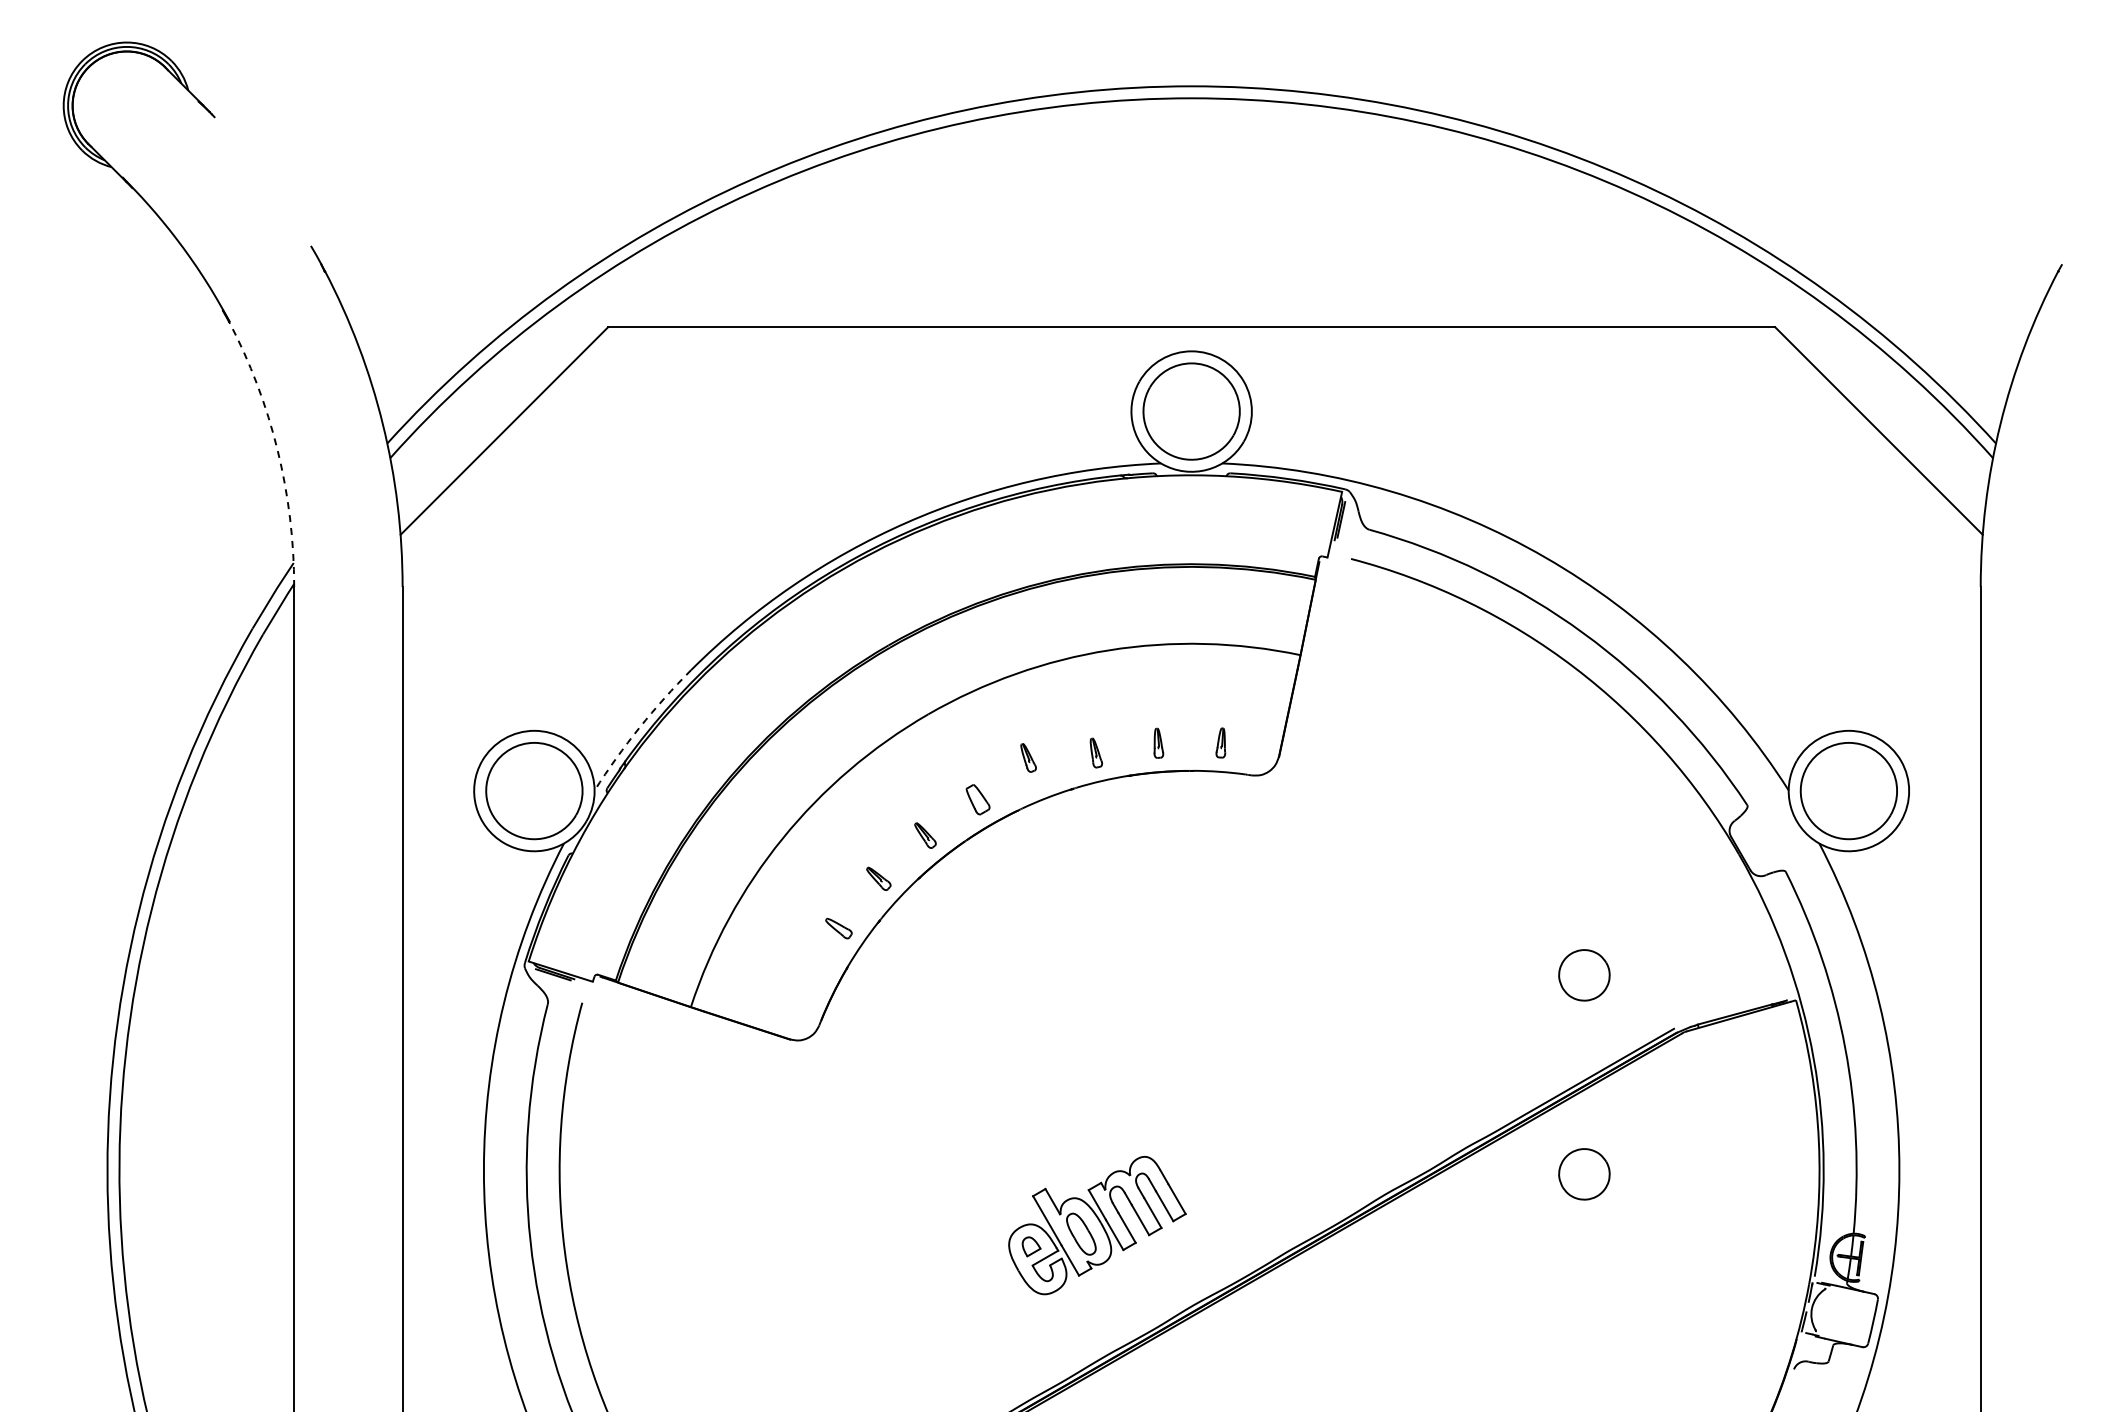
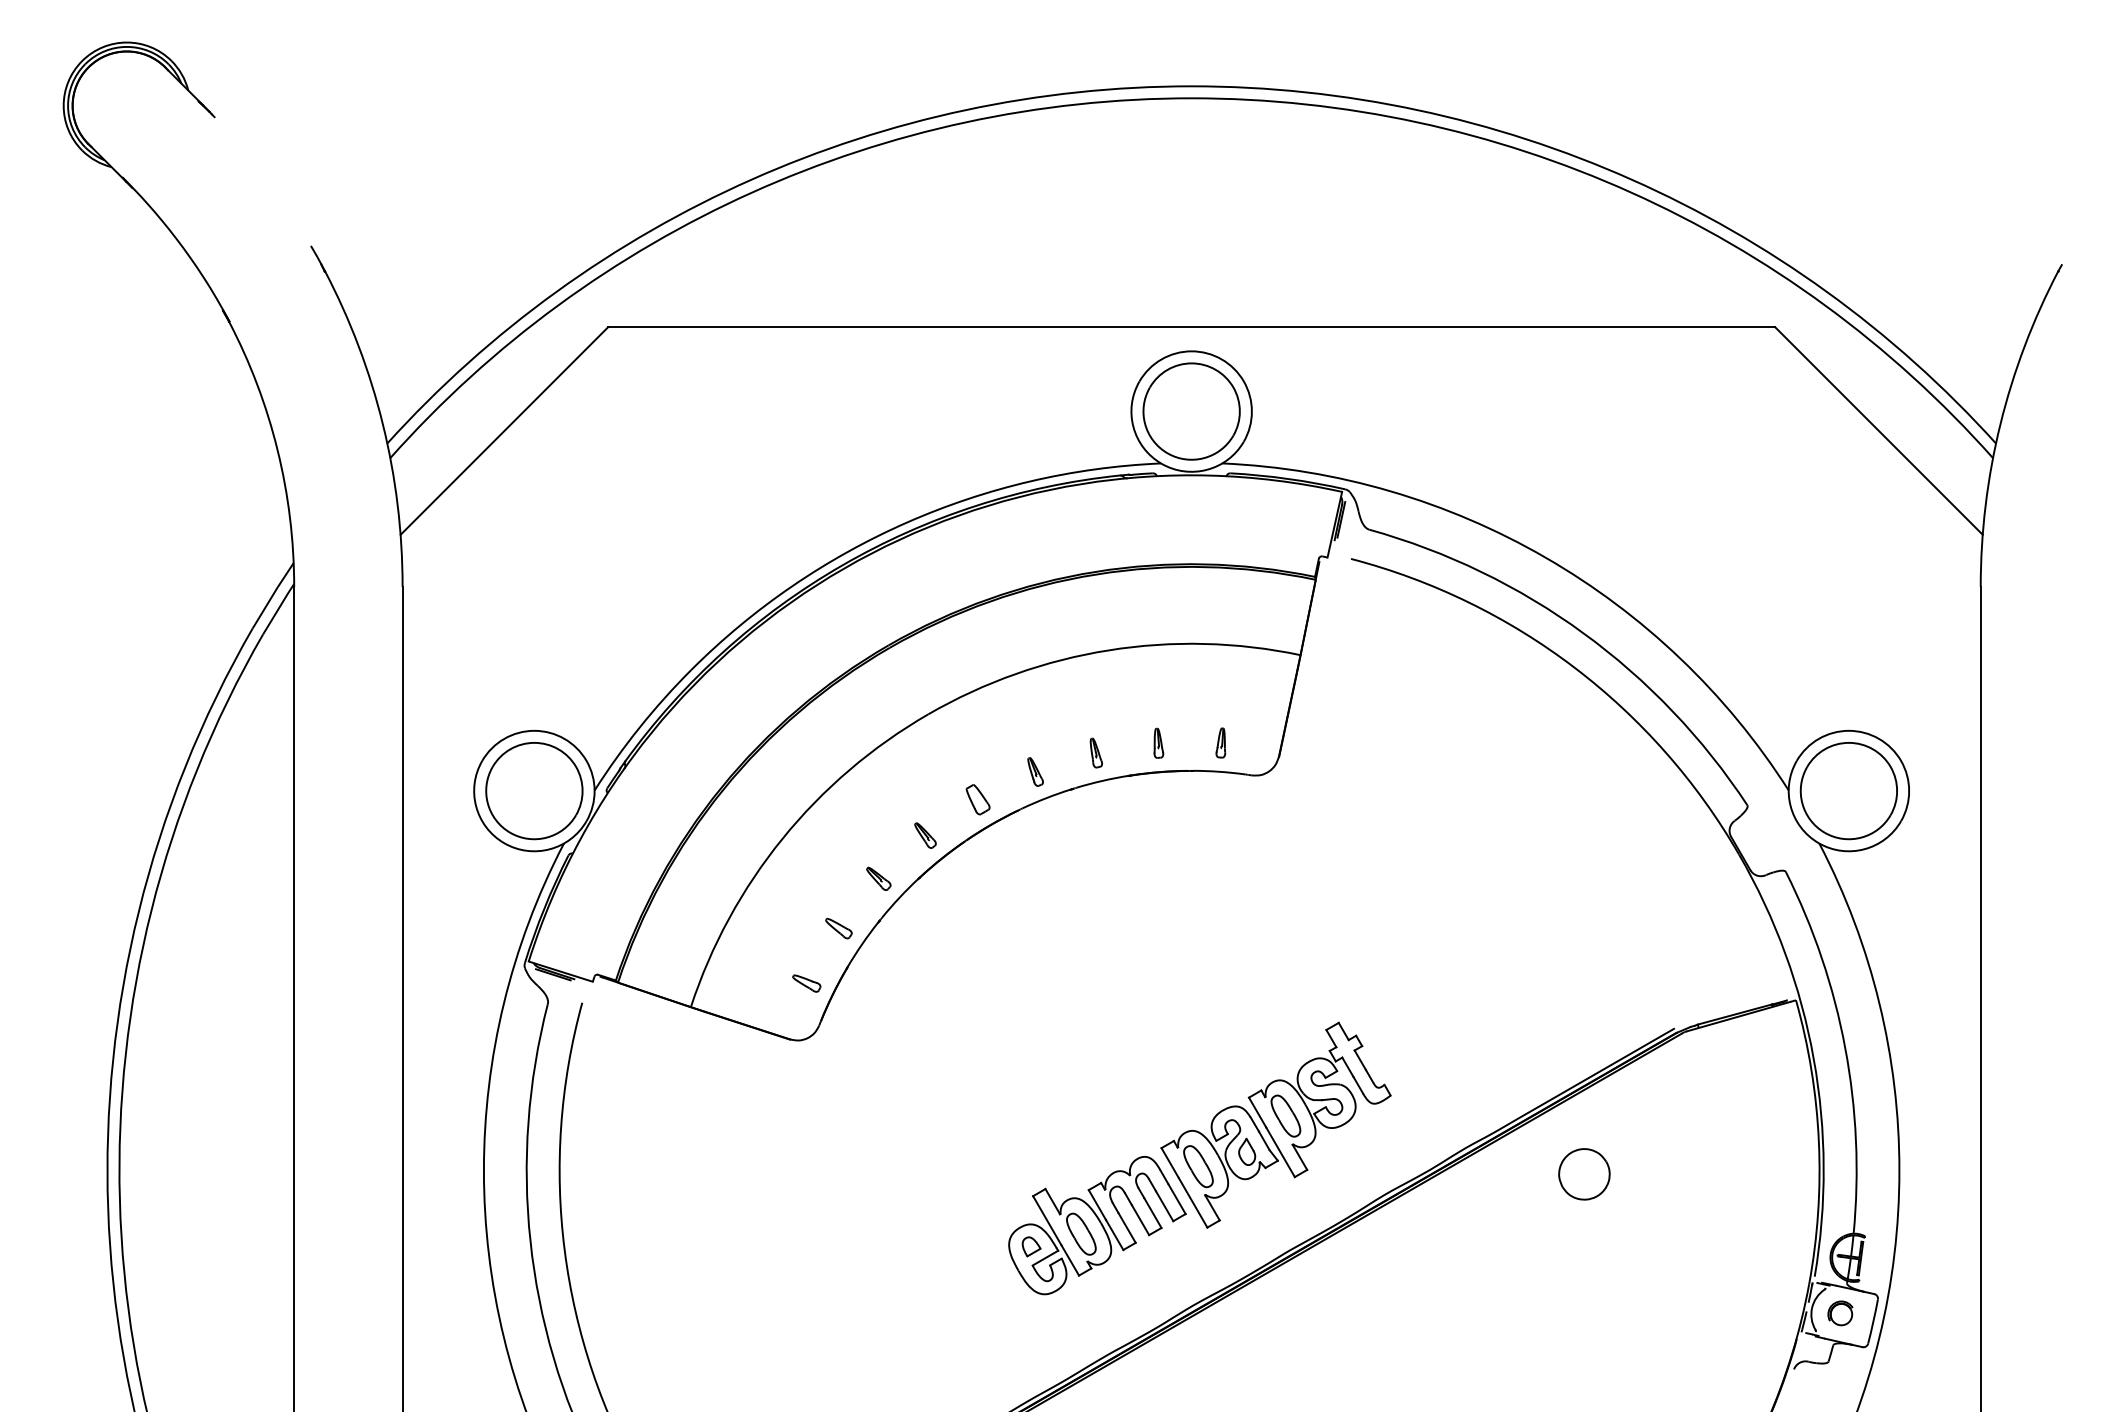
arc: dashed -> solid (277, 450)
arc: dashed -> solid (639, 727)
part position: (1028, 757) -> (1035, 771) (1035, 771)
part: present -> none (1584, 975)
part: none -> present (806, 983)
part: none -> present (1275, 1124)
part: none -> present (1840, 1313)
